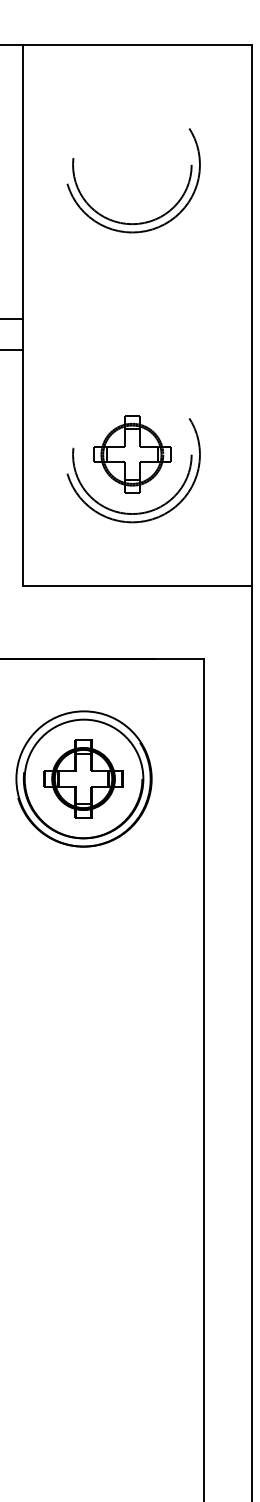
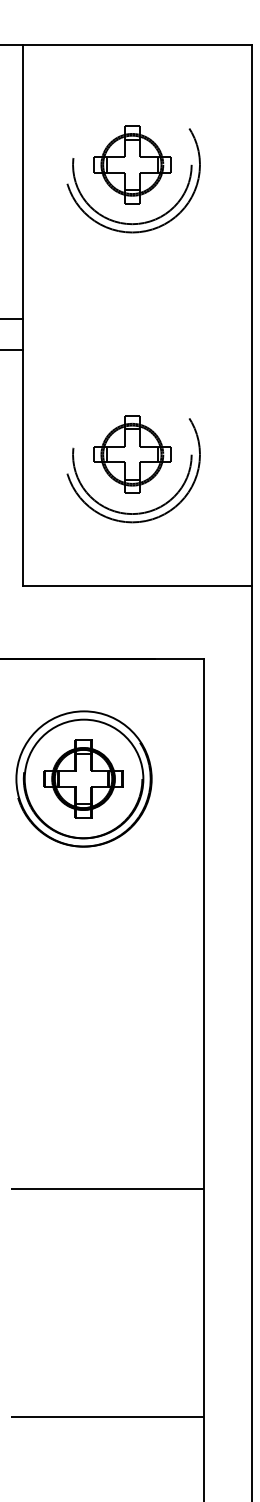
part: none -> present (132, 164)
line: none -> present (102, 1188)
line: none -> present (102, 1416)
